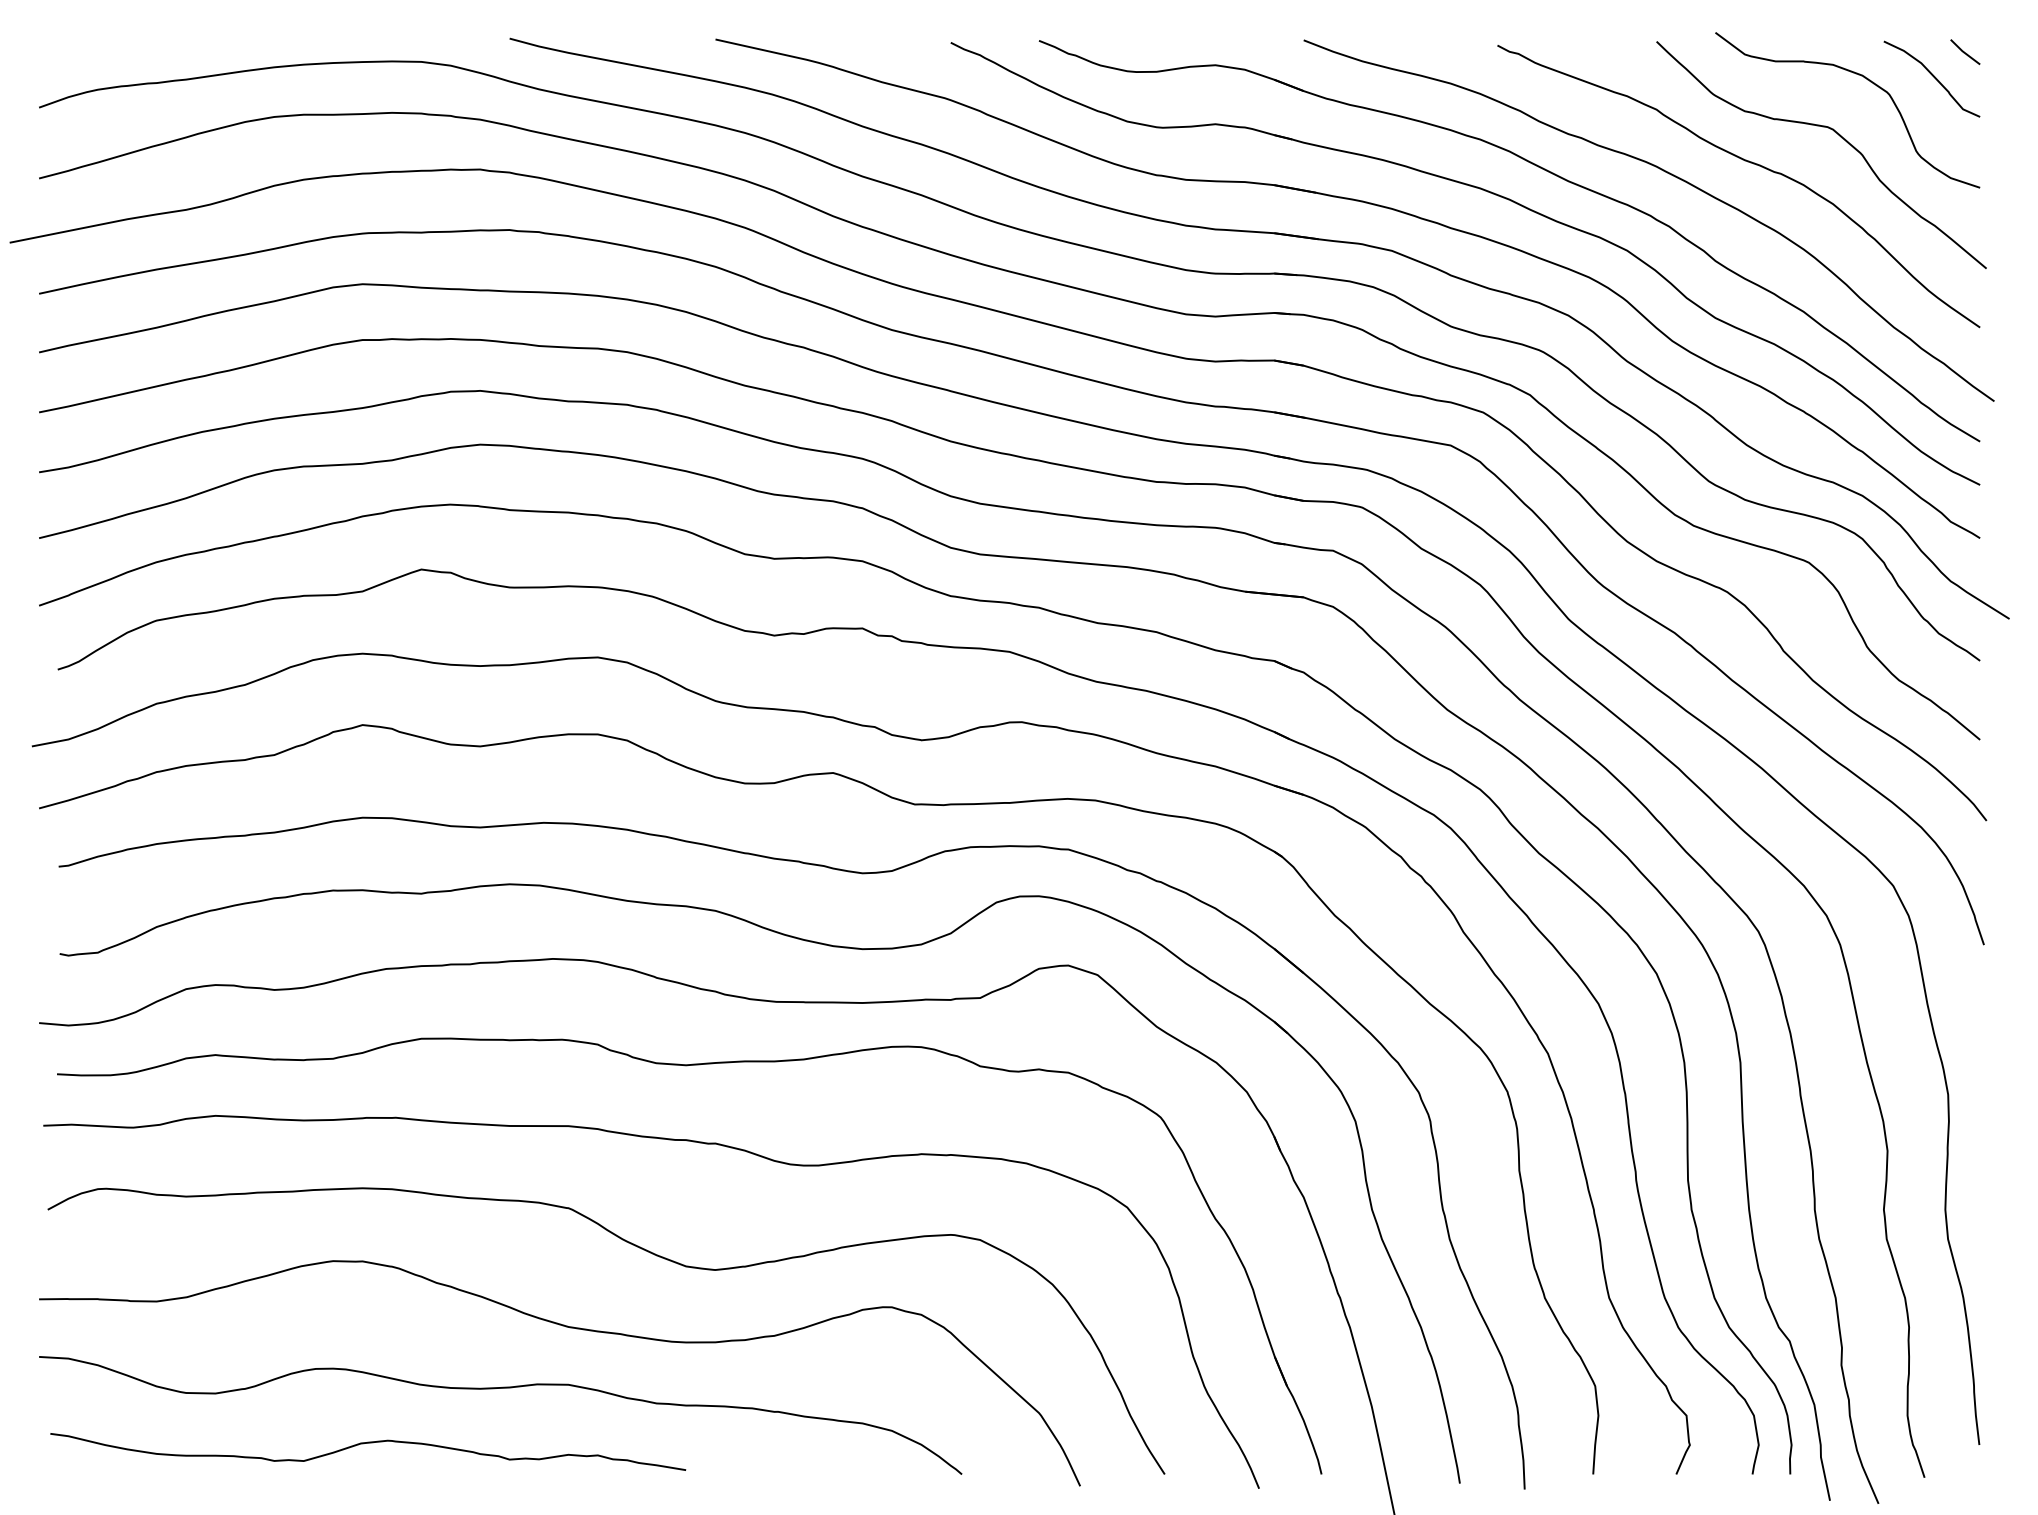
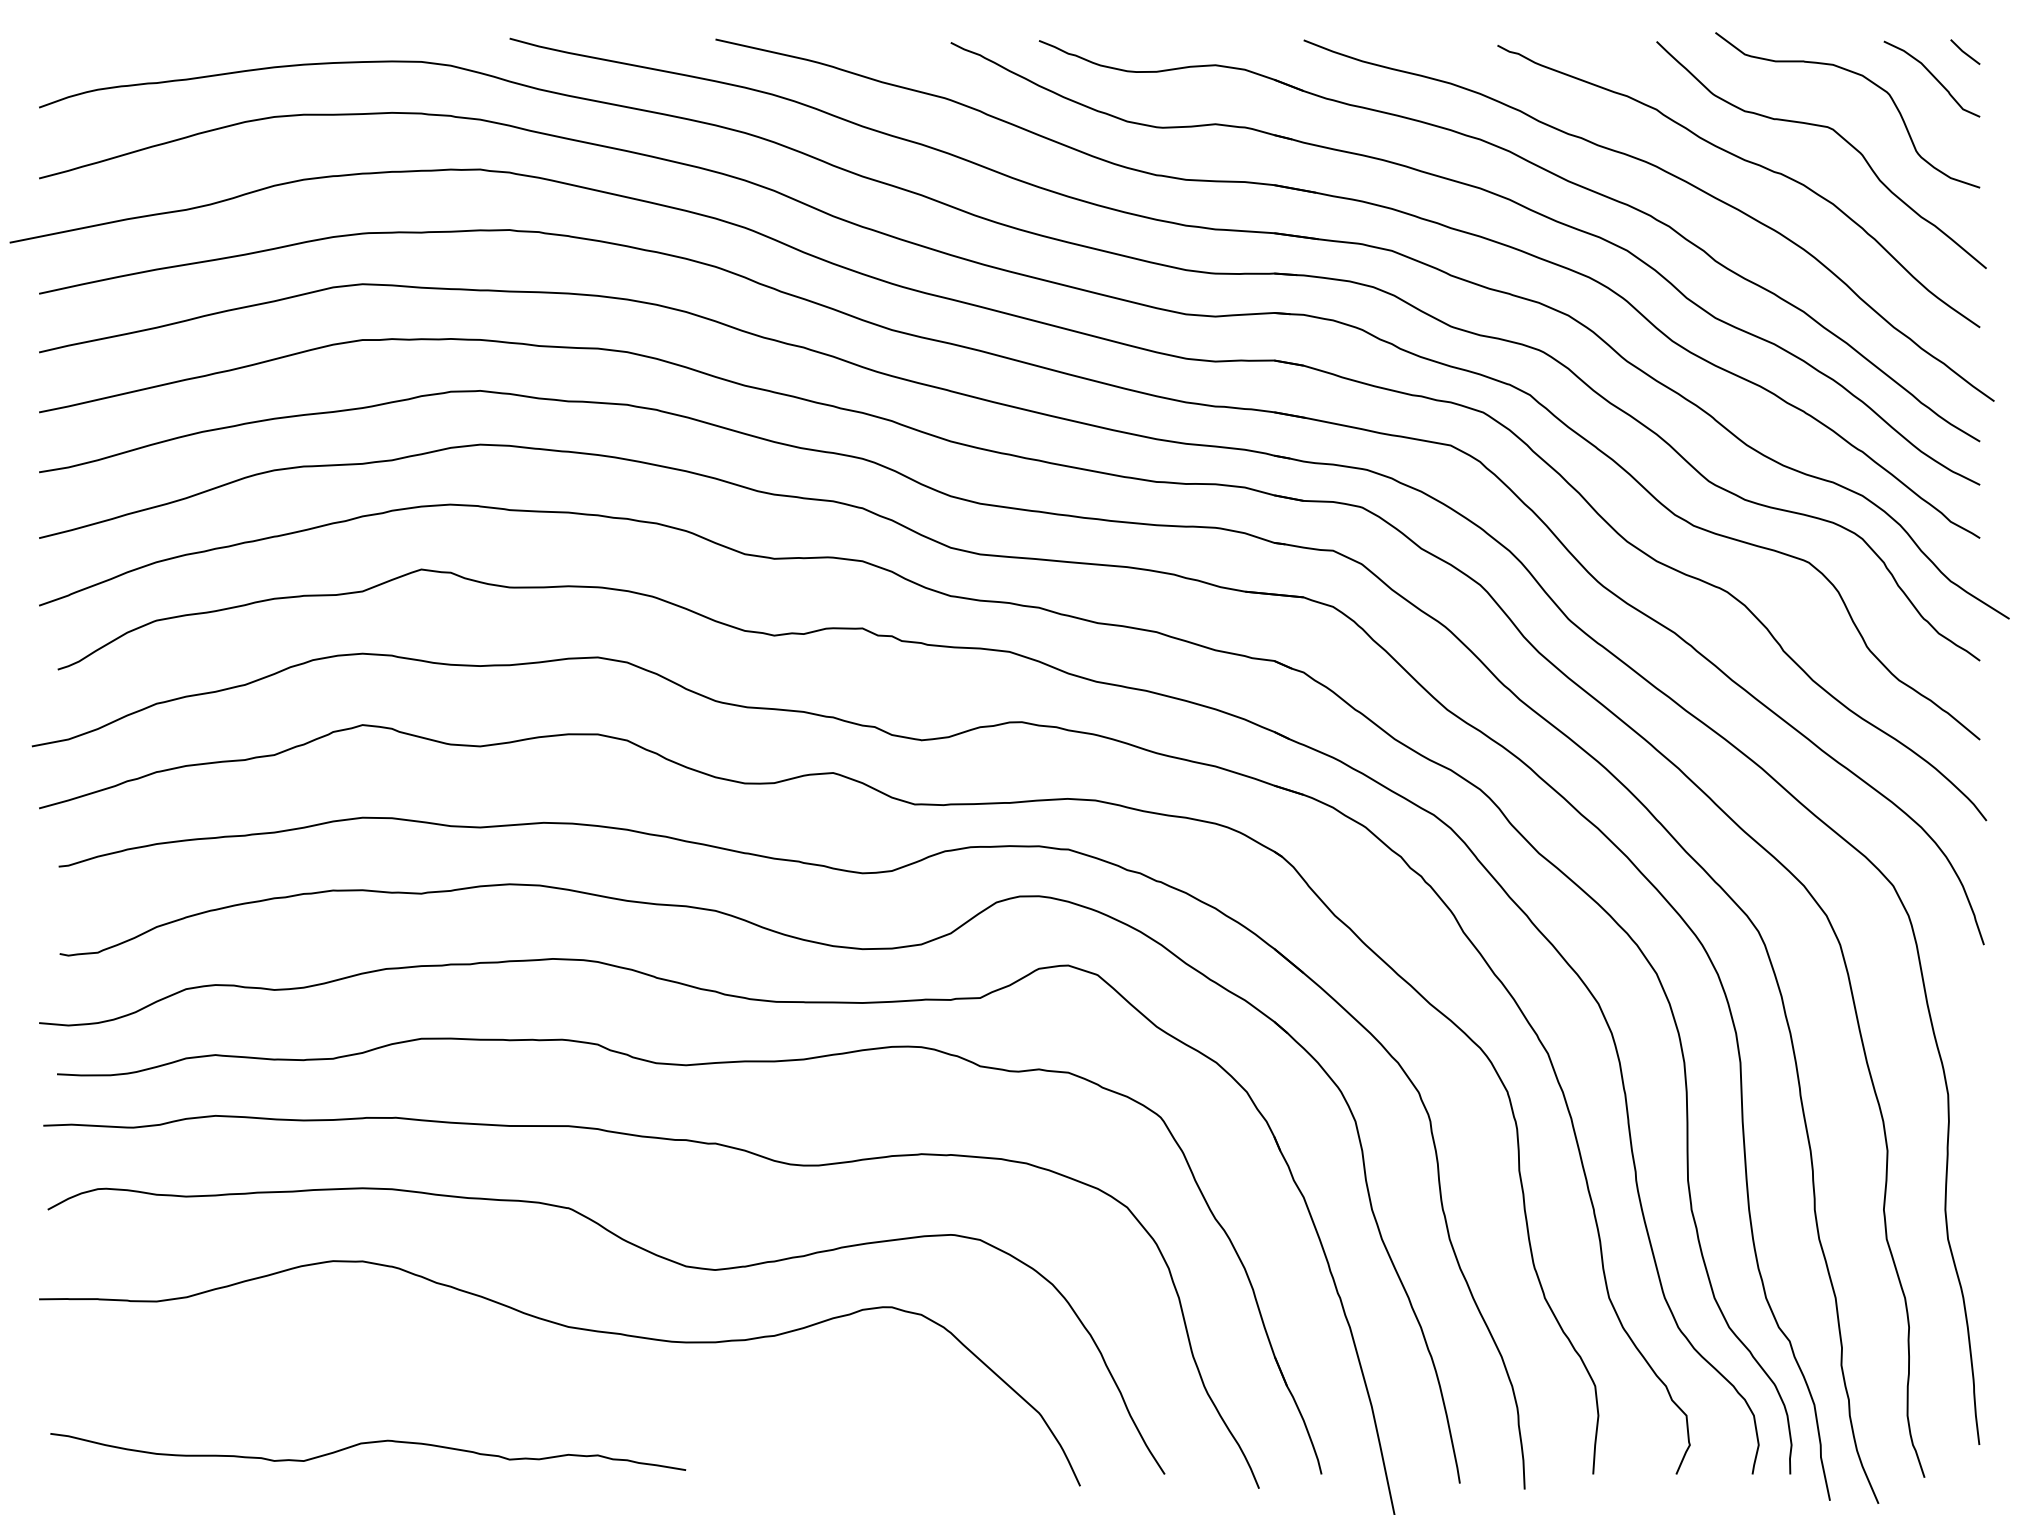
curve: present -> none (494, 1389)
